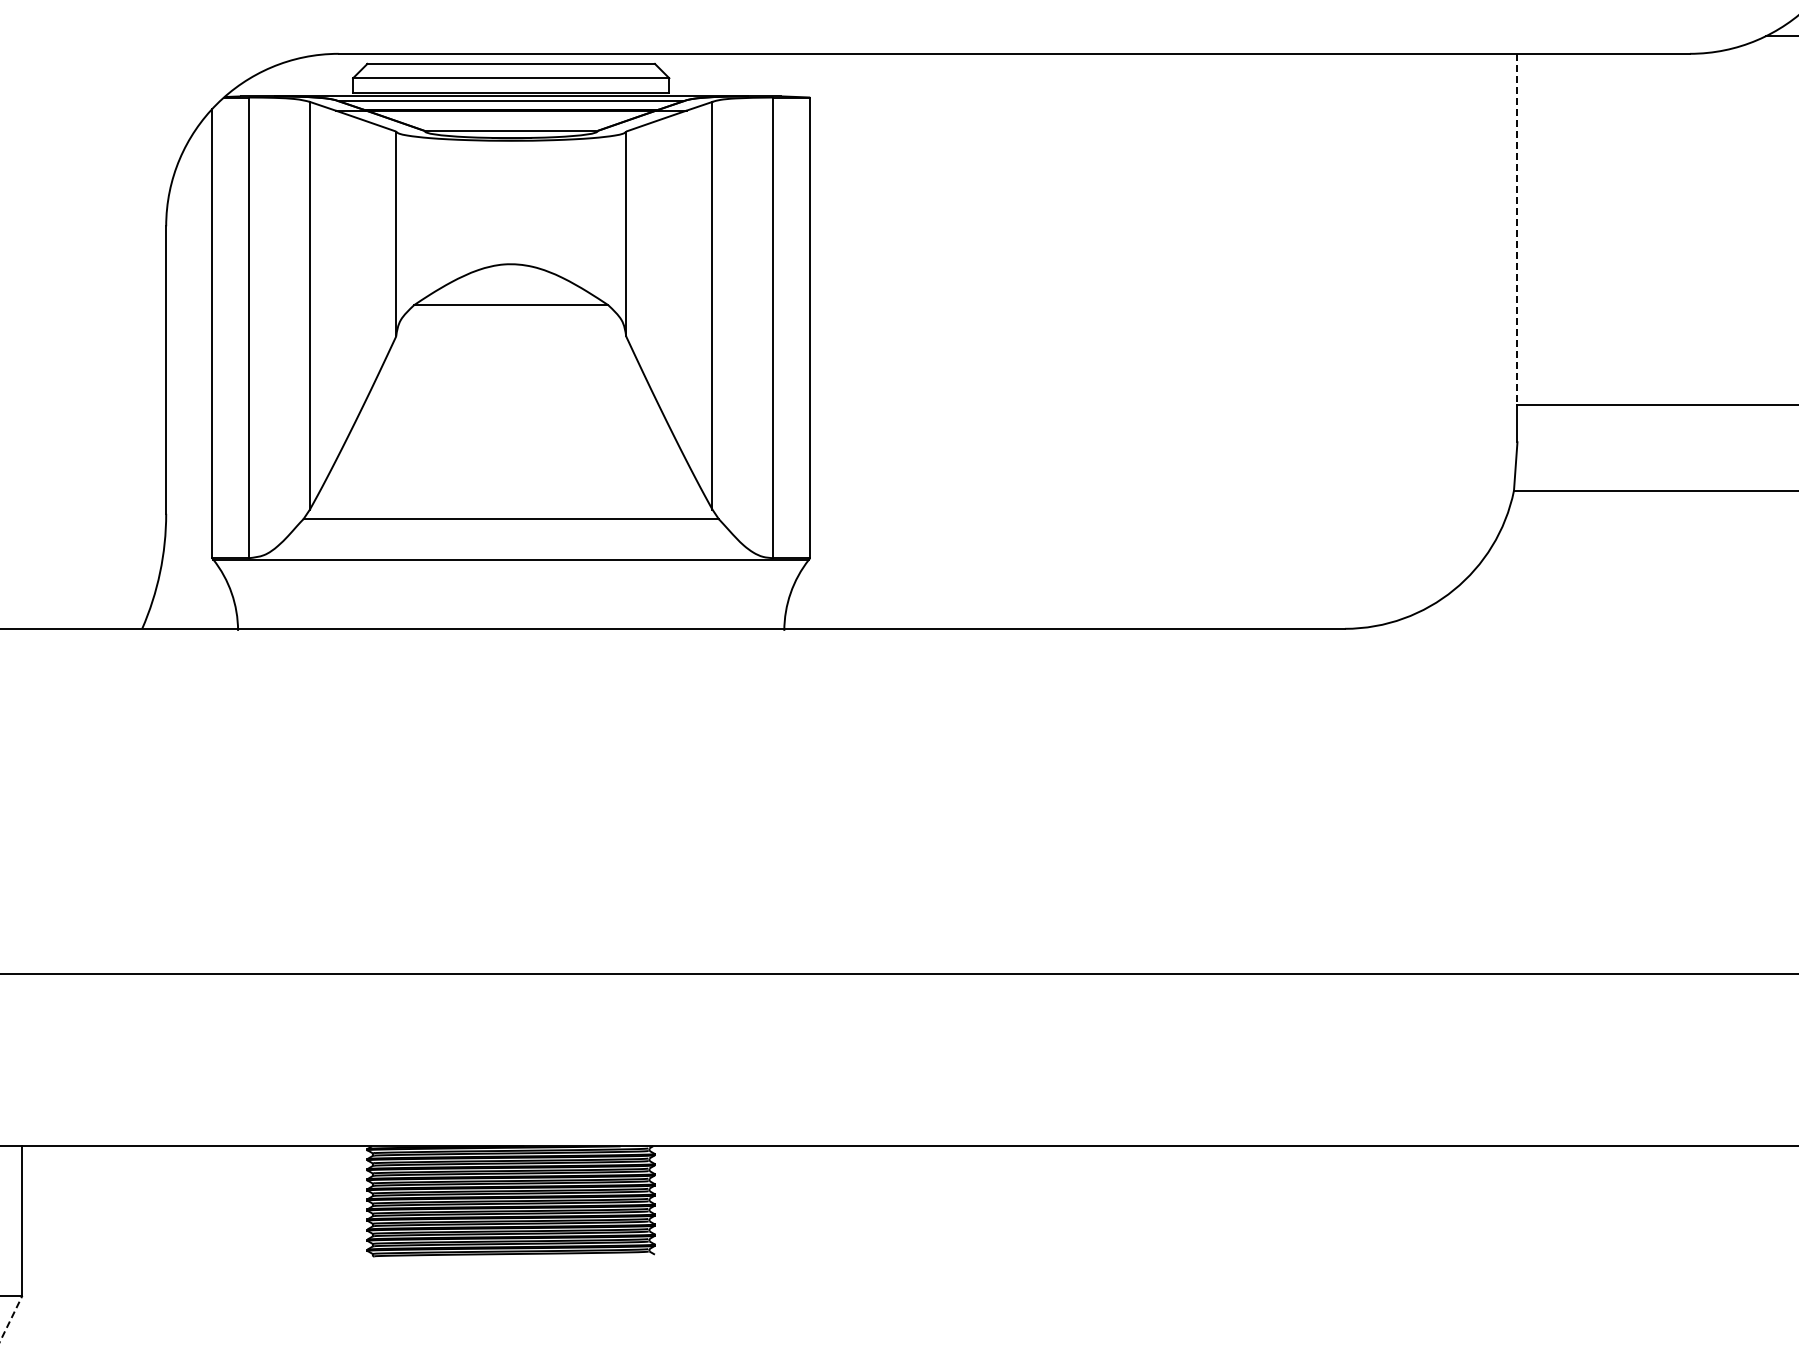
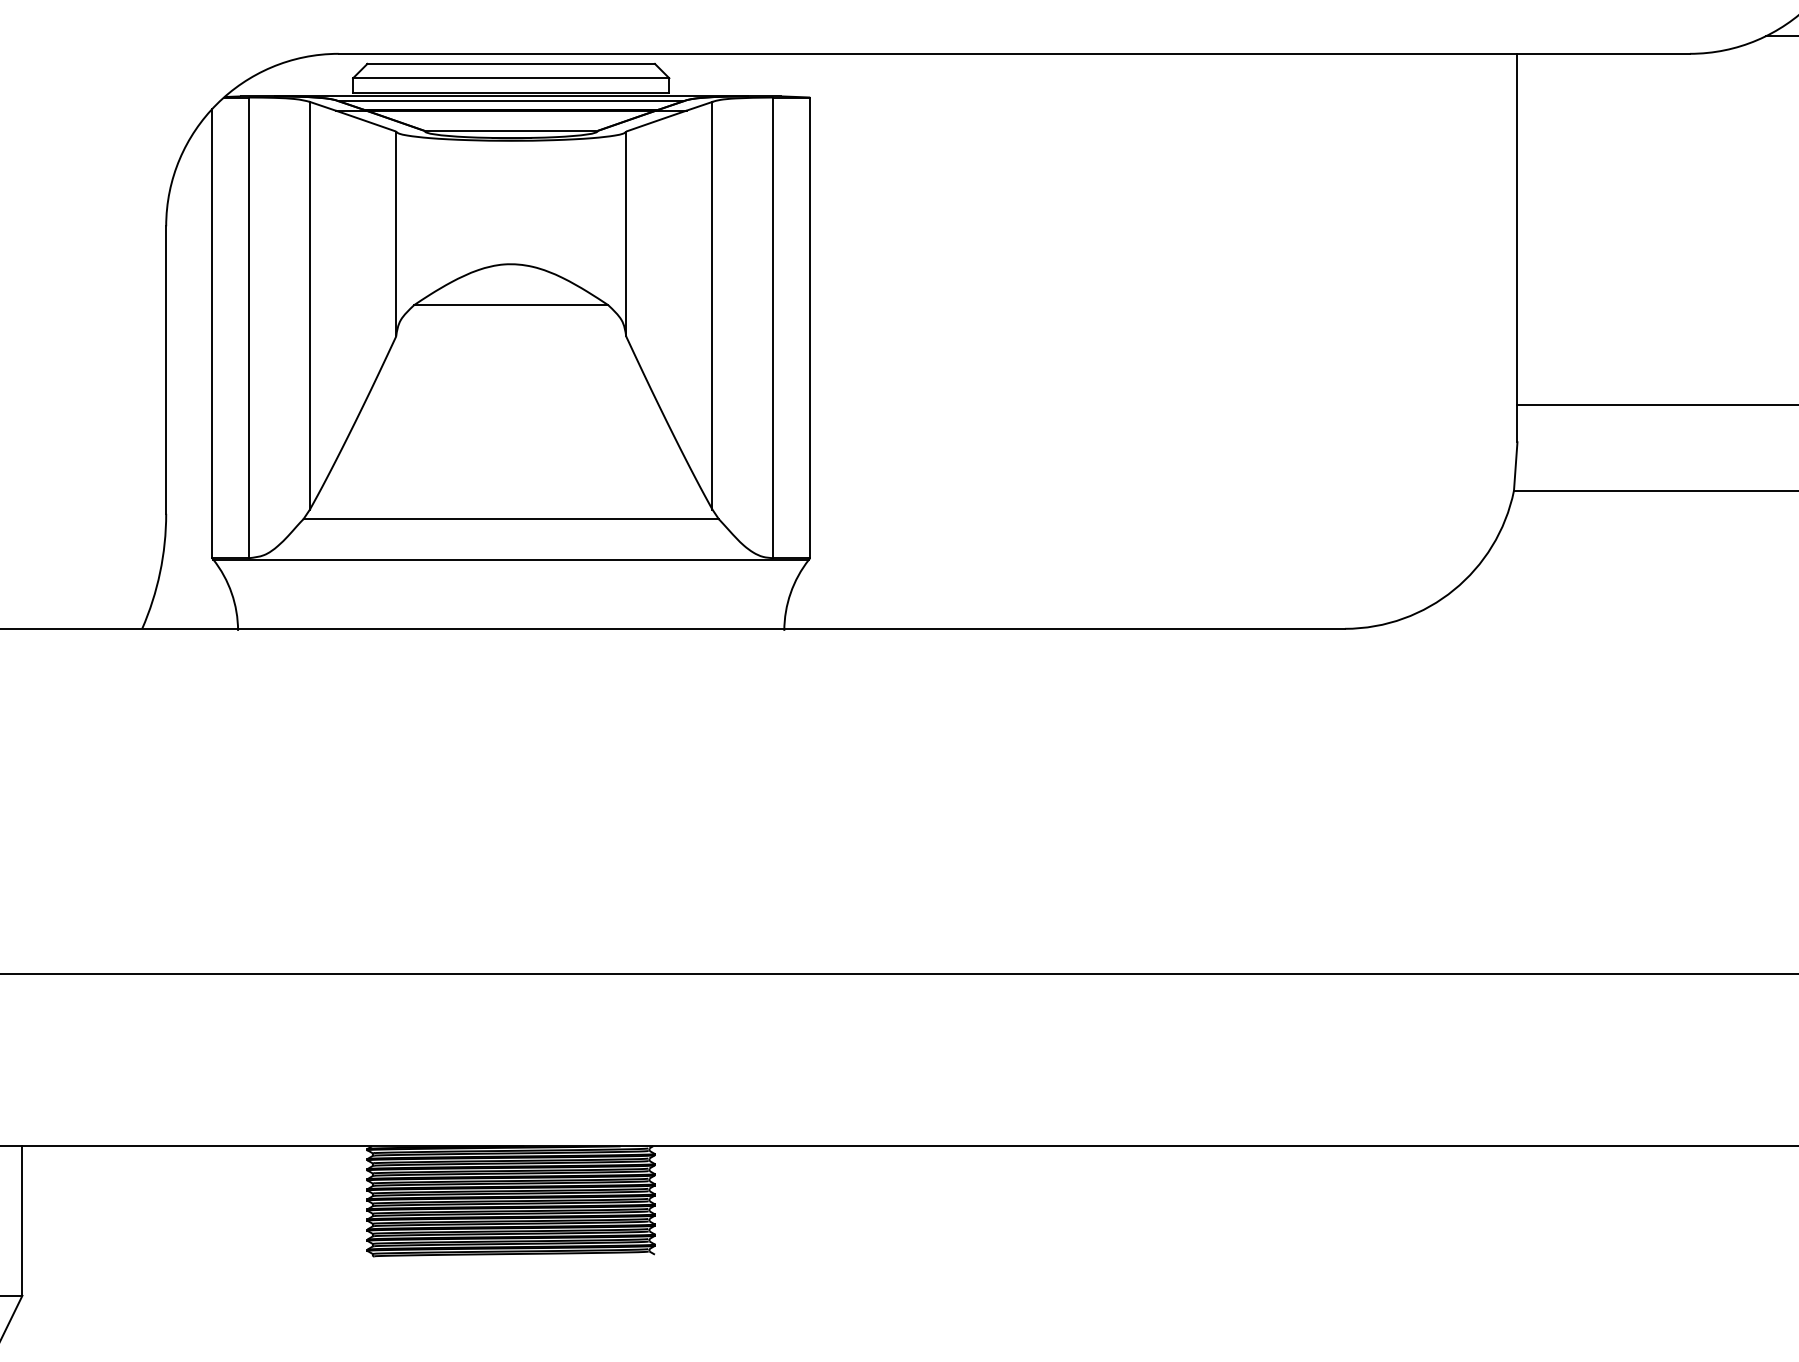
line: dashed -> solid (1517, 229)
line: dashed -> solid (11, 1318)
